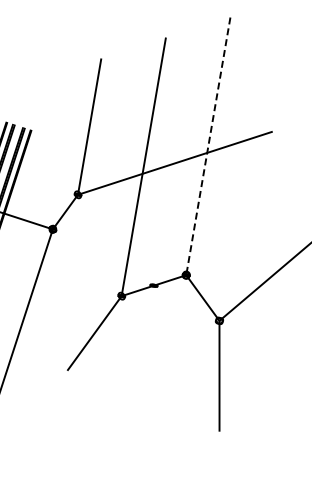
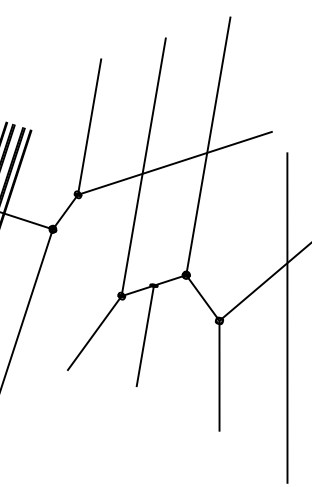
line: dashed -> solid (208, 146)
line: none -> present (287, 317)
line: none -> present (144, 335)
